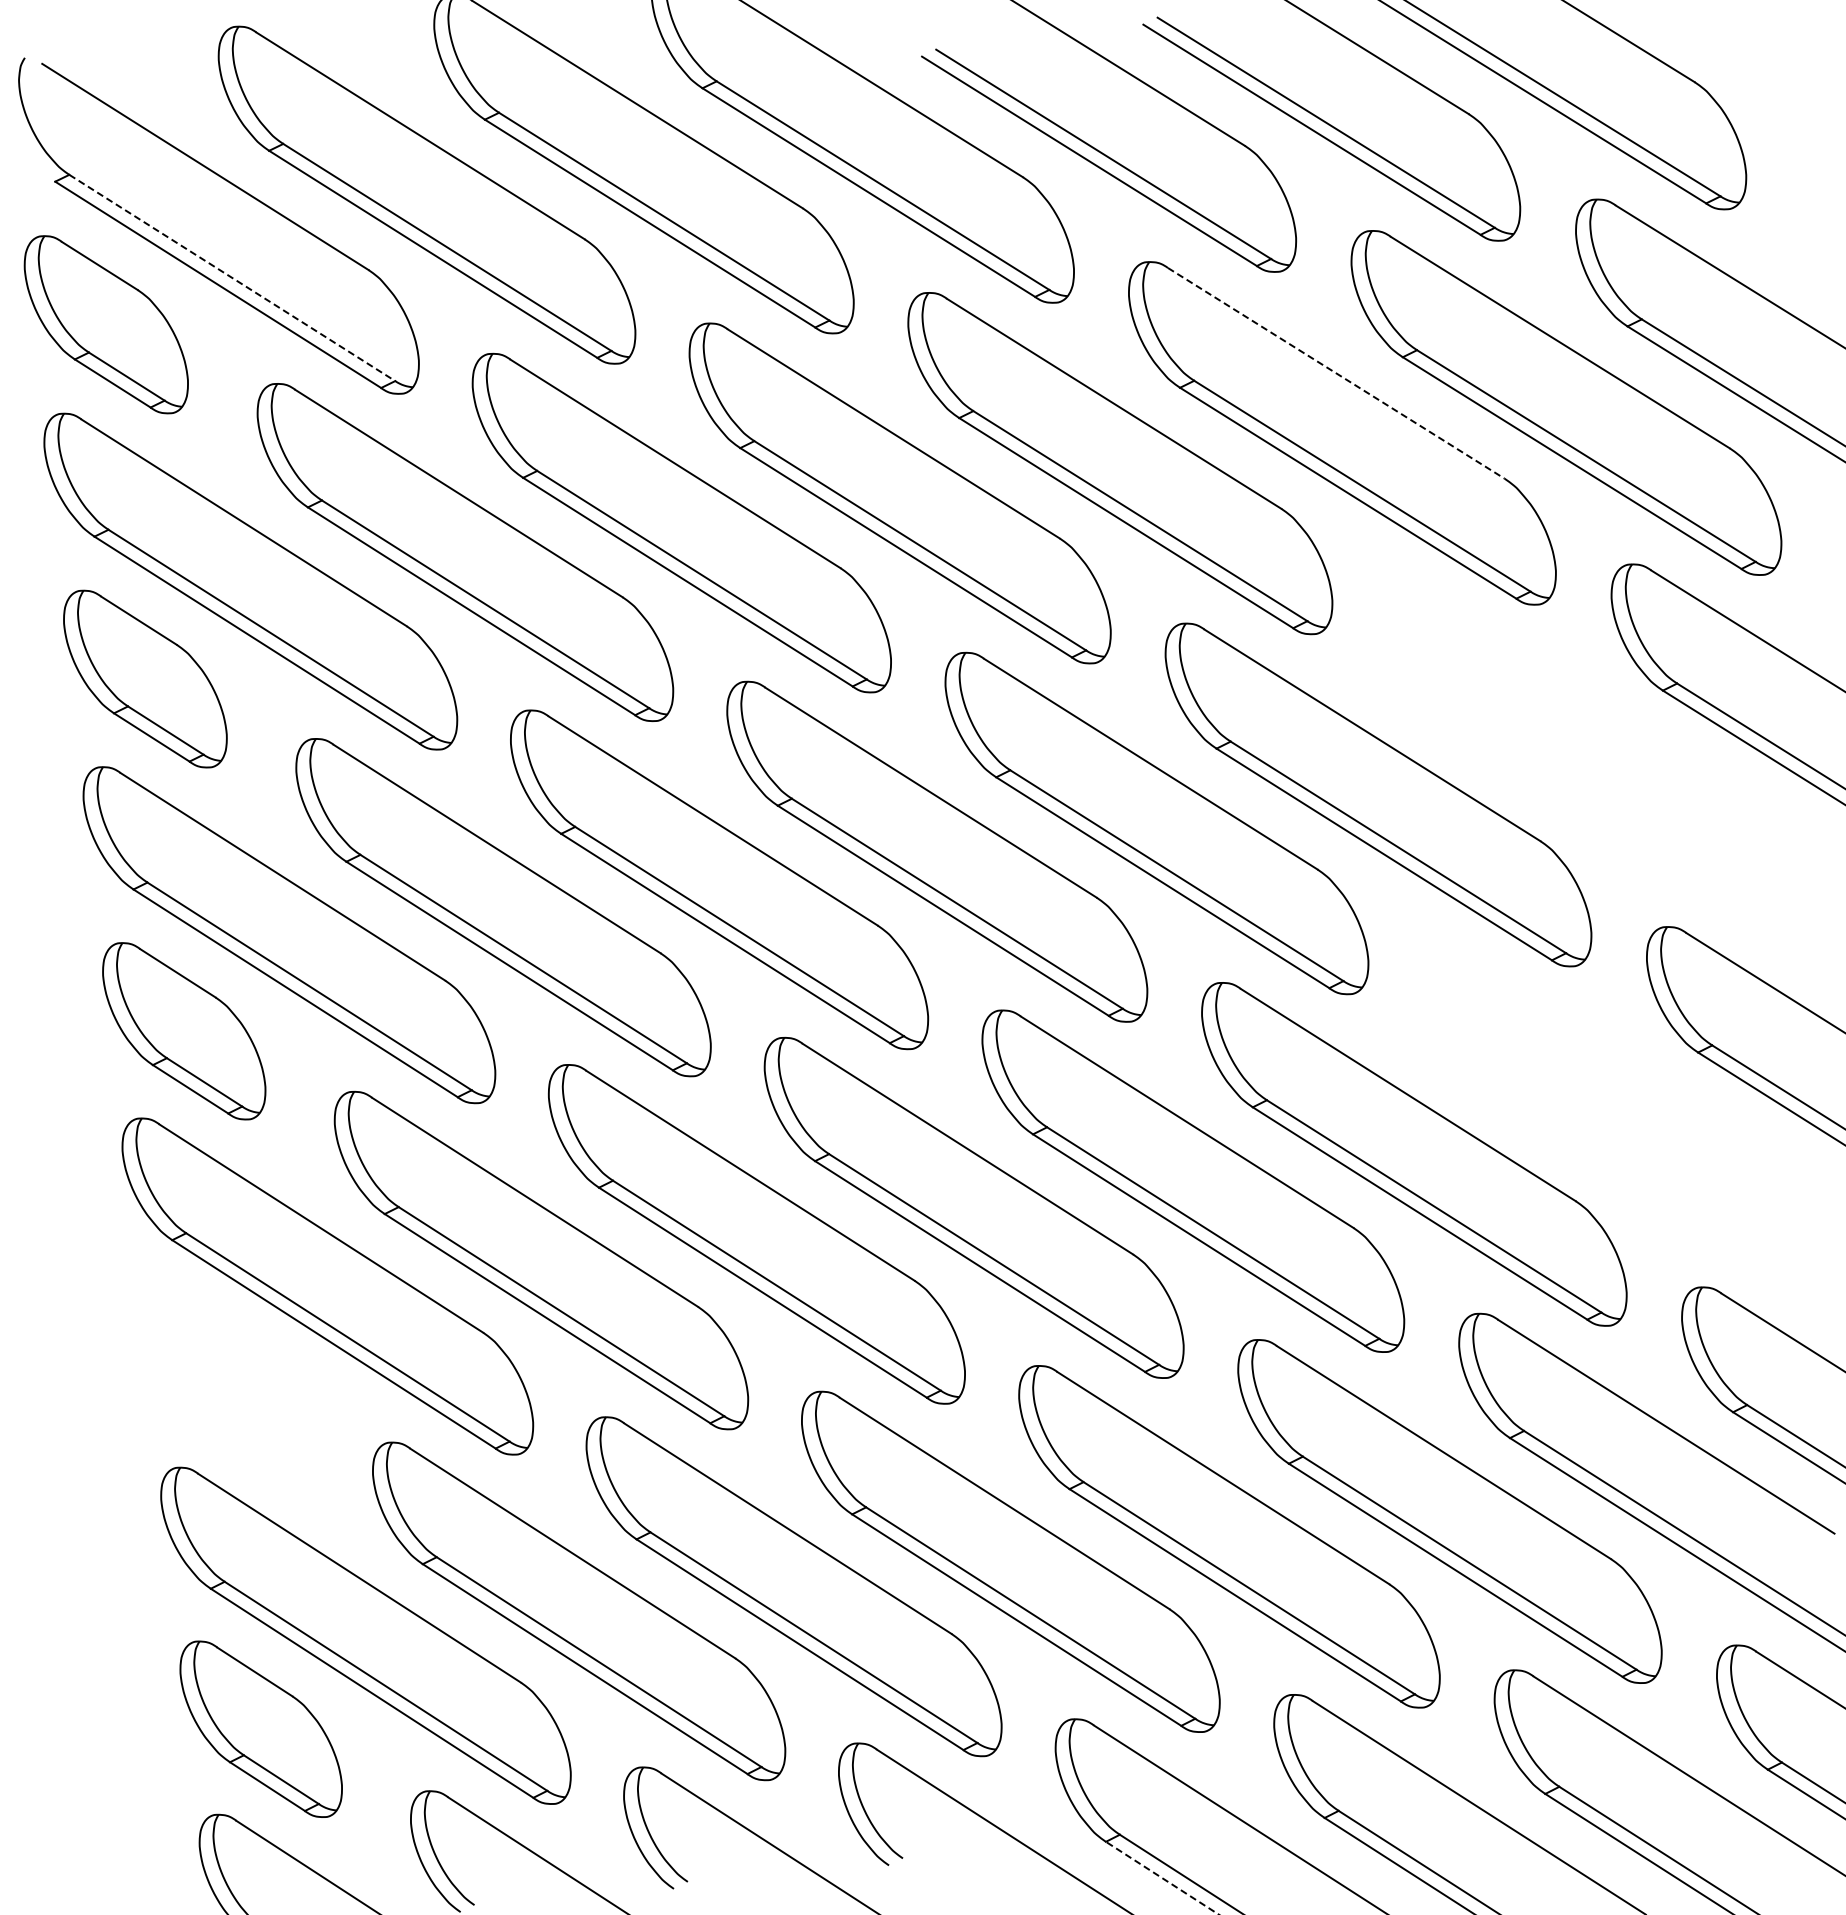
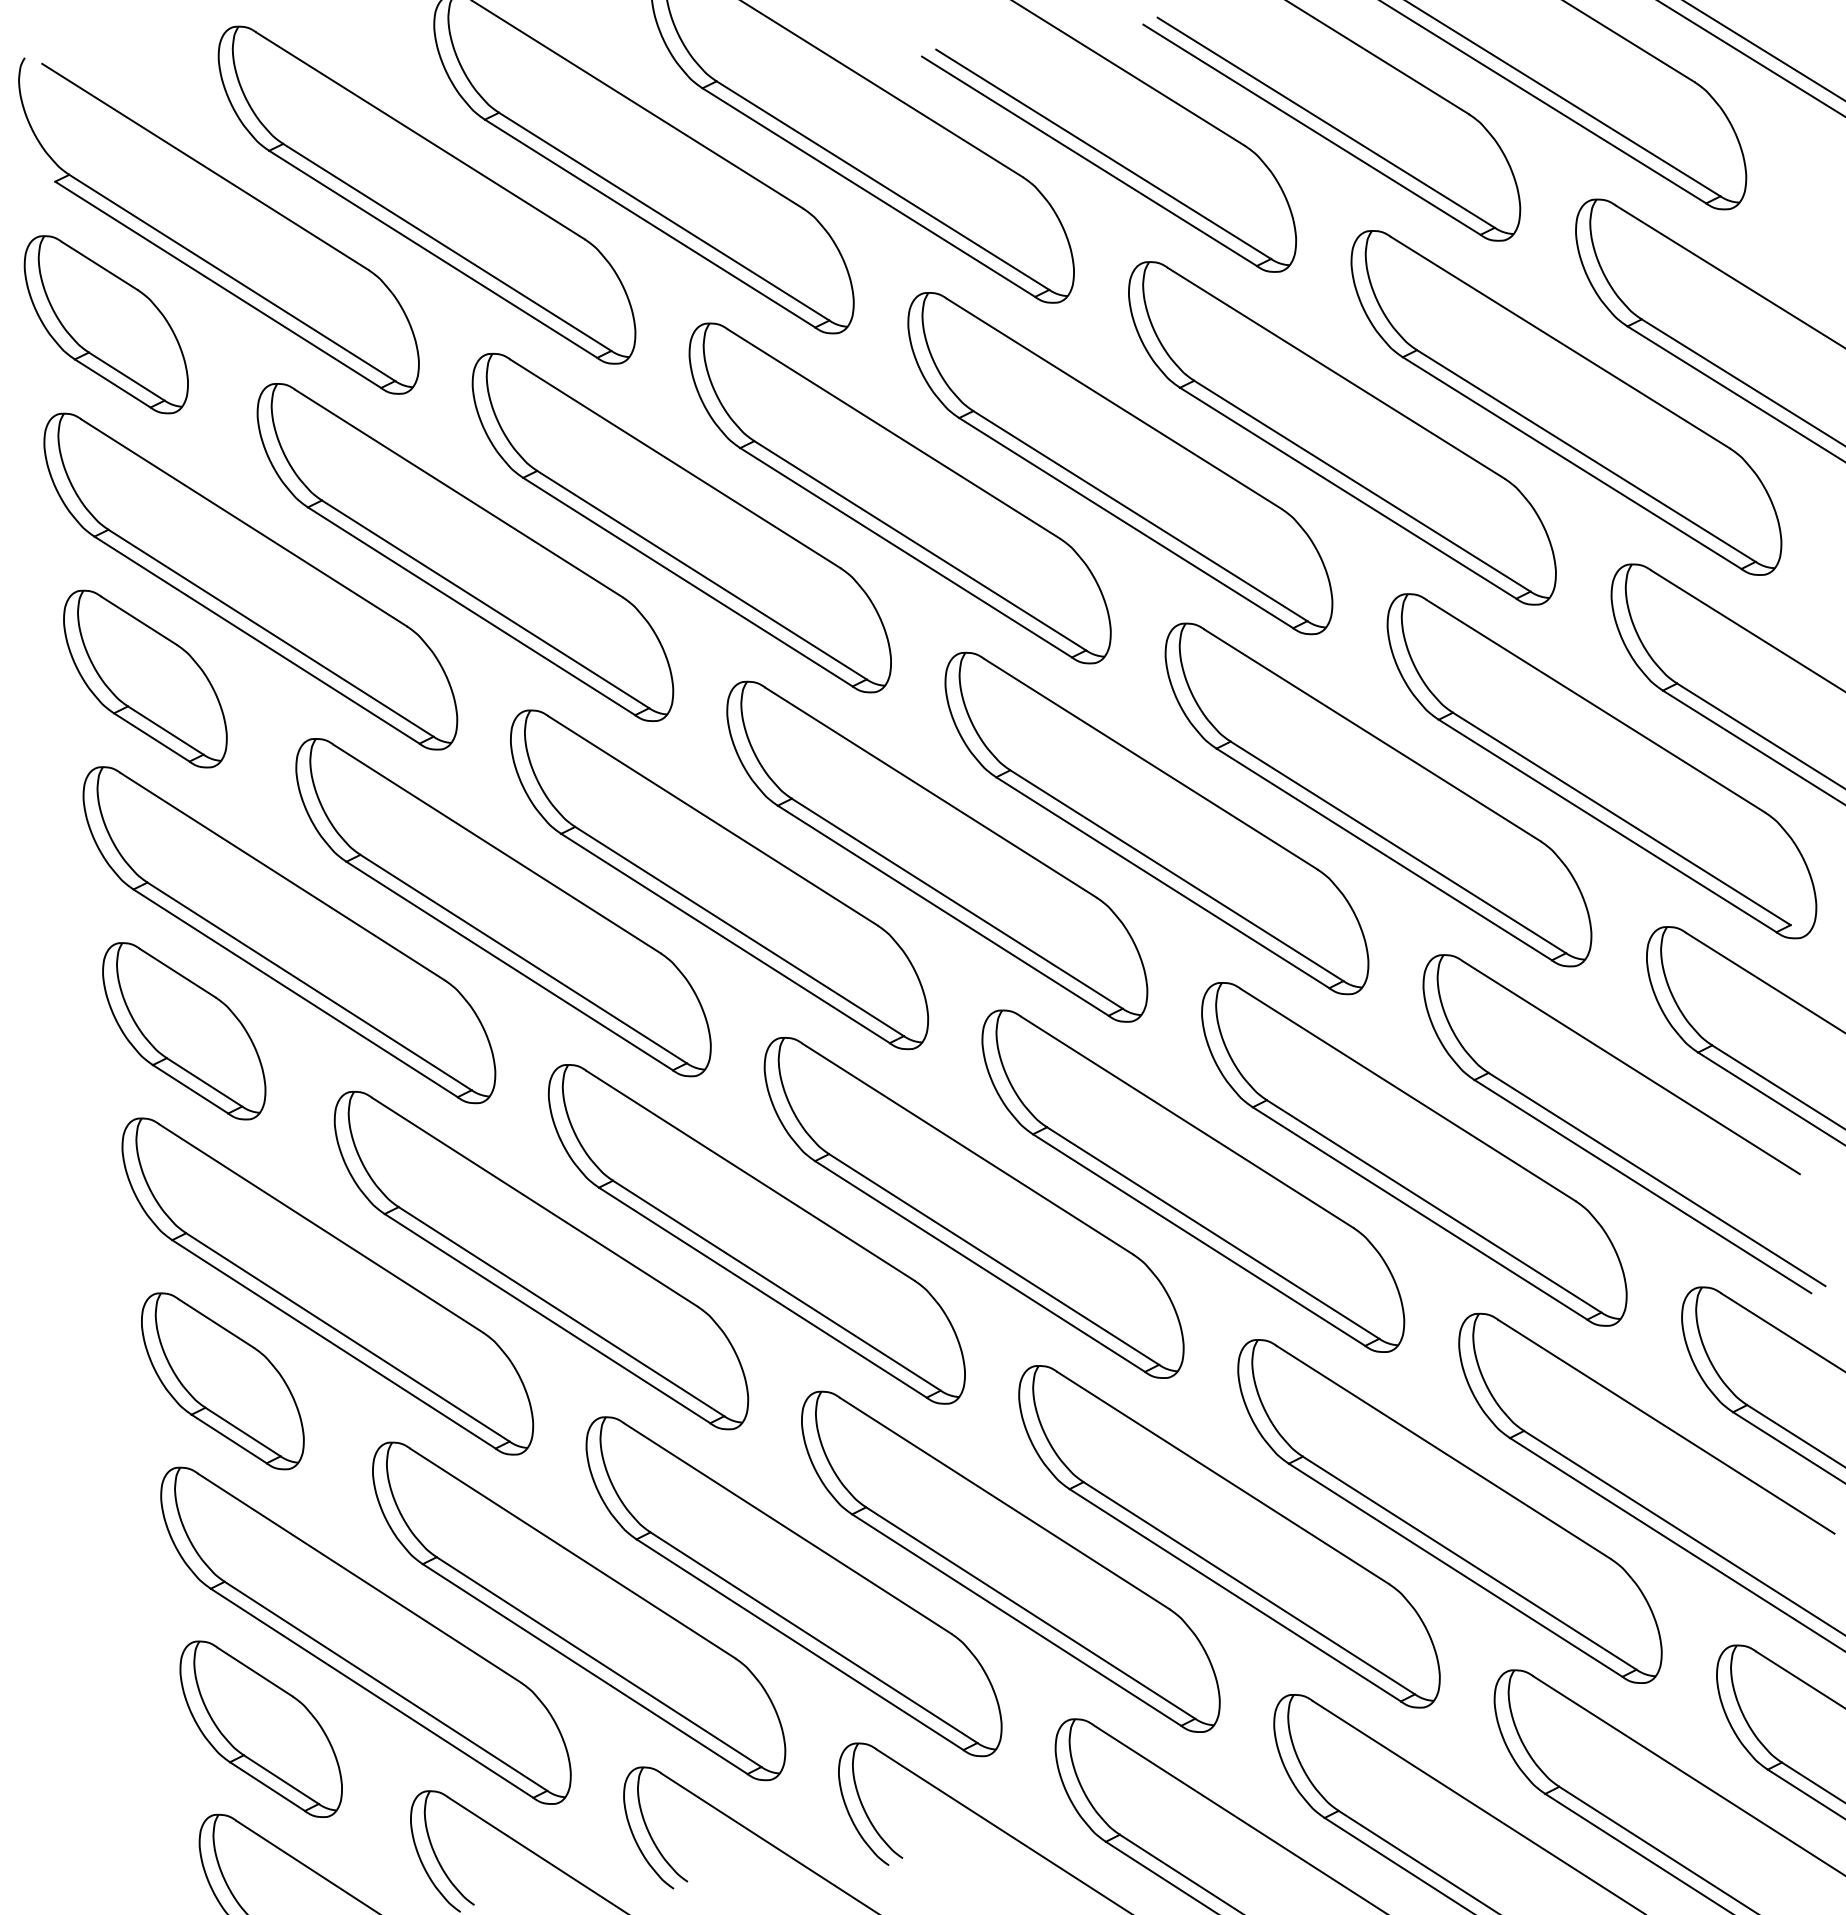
line: none -> present (1764, 50)
line: none -> present (1750, 58)
line: dashed -> solid (232, 277)
line: dashed -> solid (1336, 373)
part: none -> present (1601, 766)
part: none -> present (1608, 1147)
part: none -> present (222, 1381)
line: dashed -> solid (1162, 1878)
